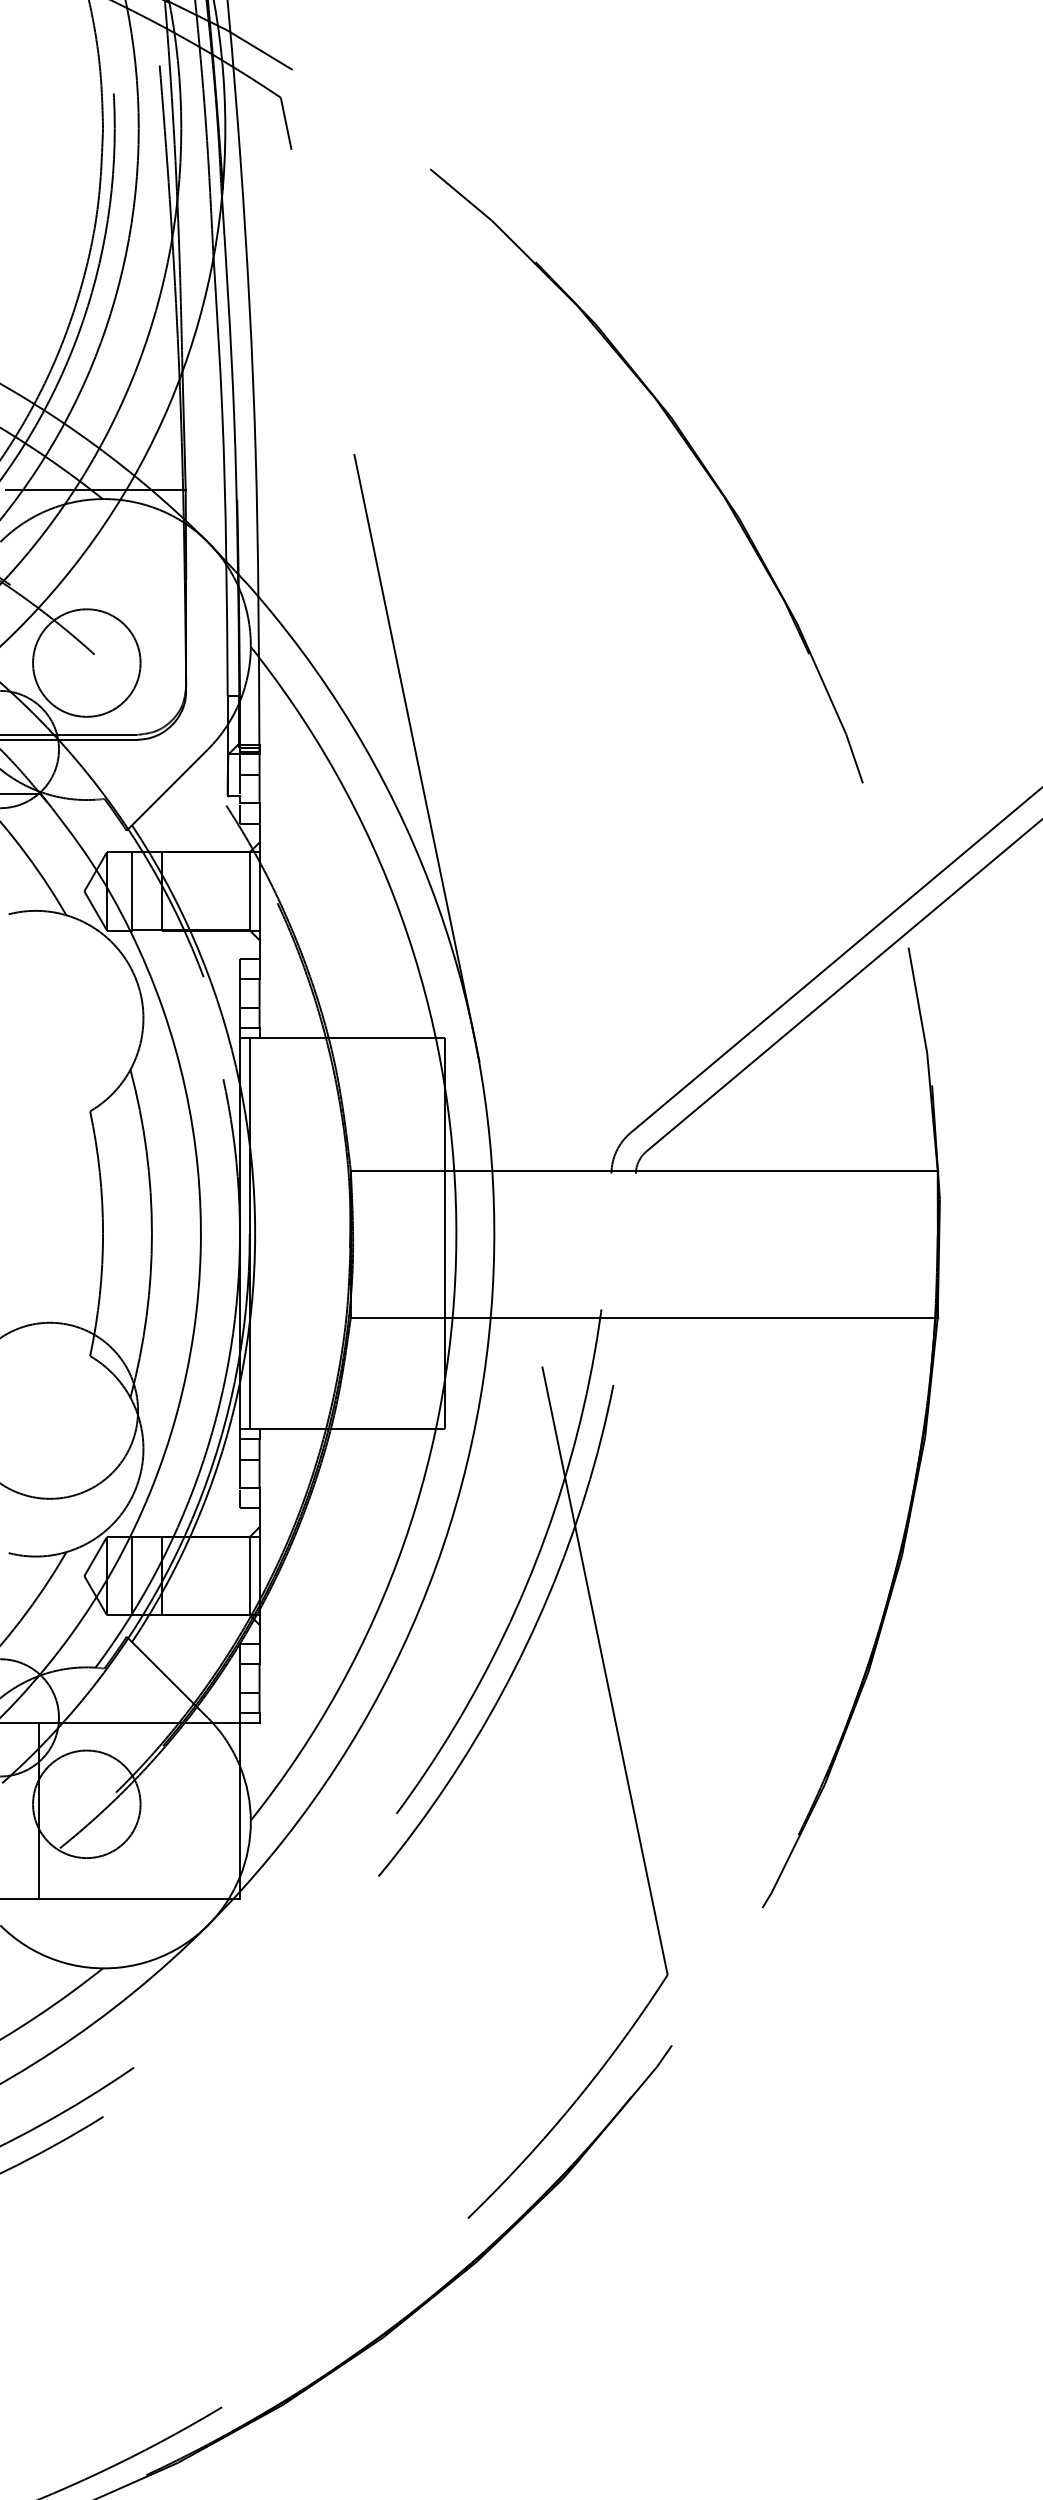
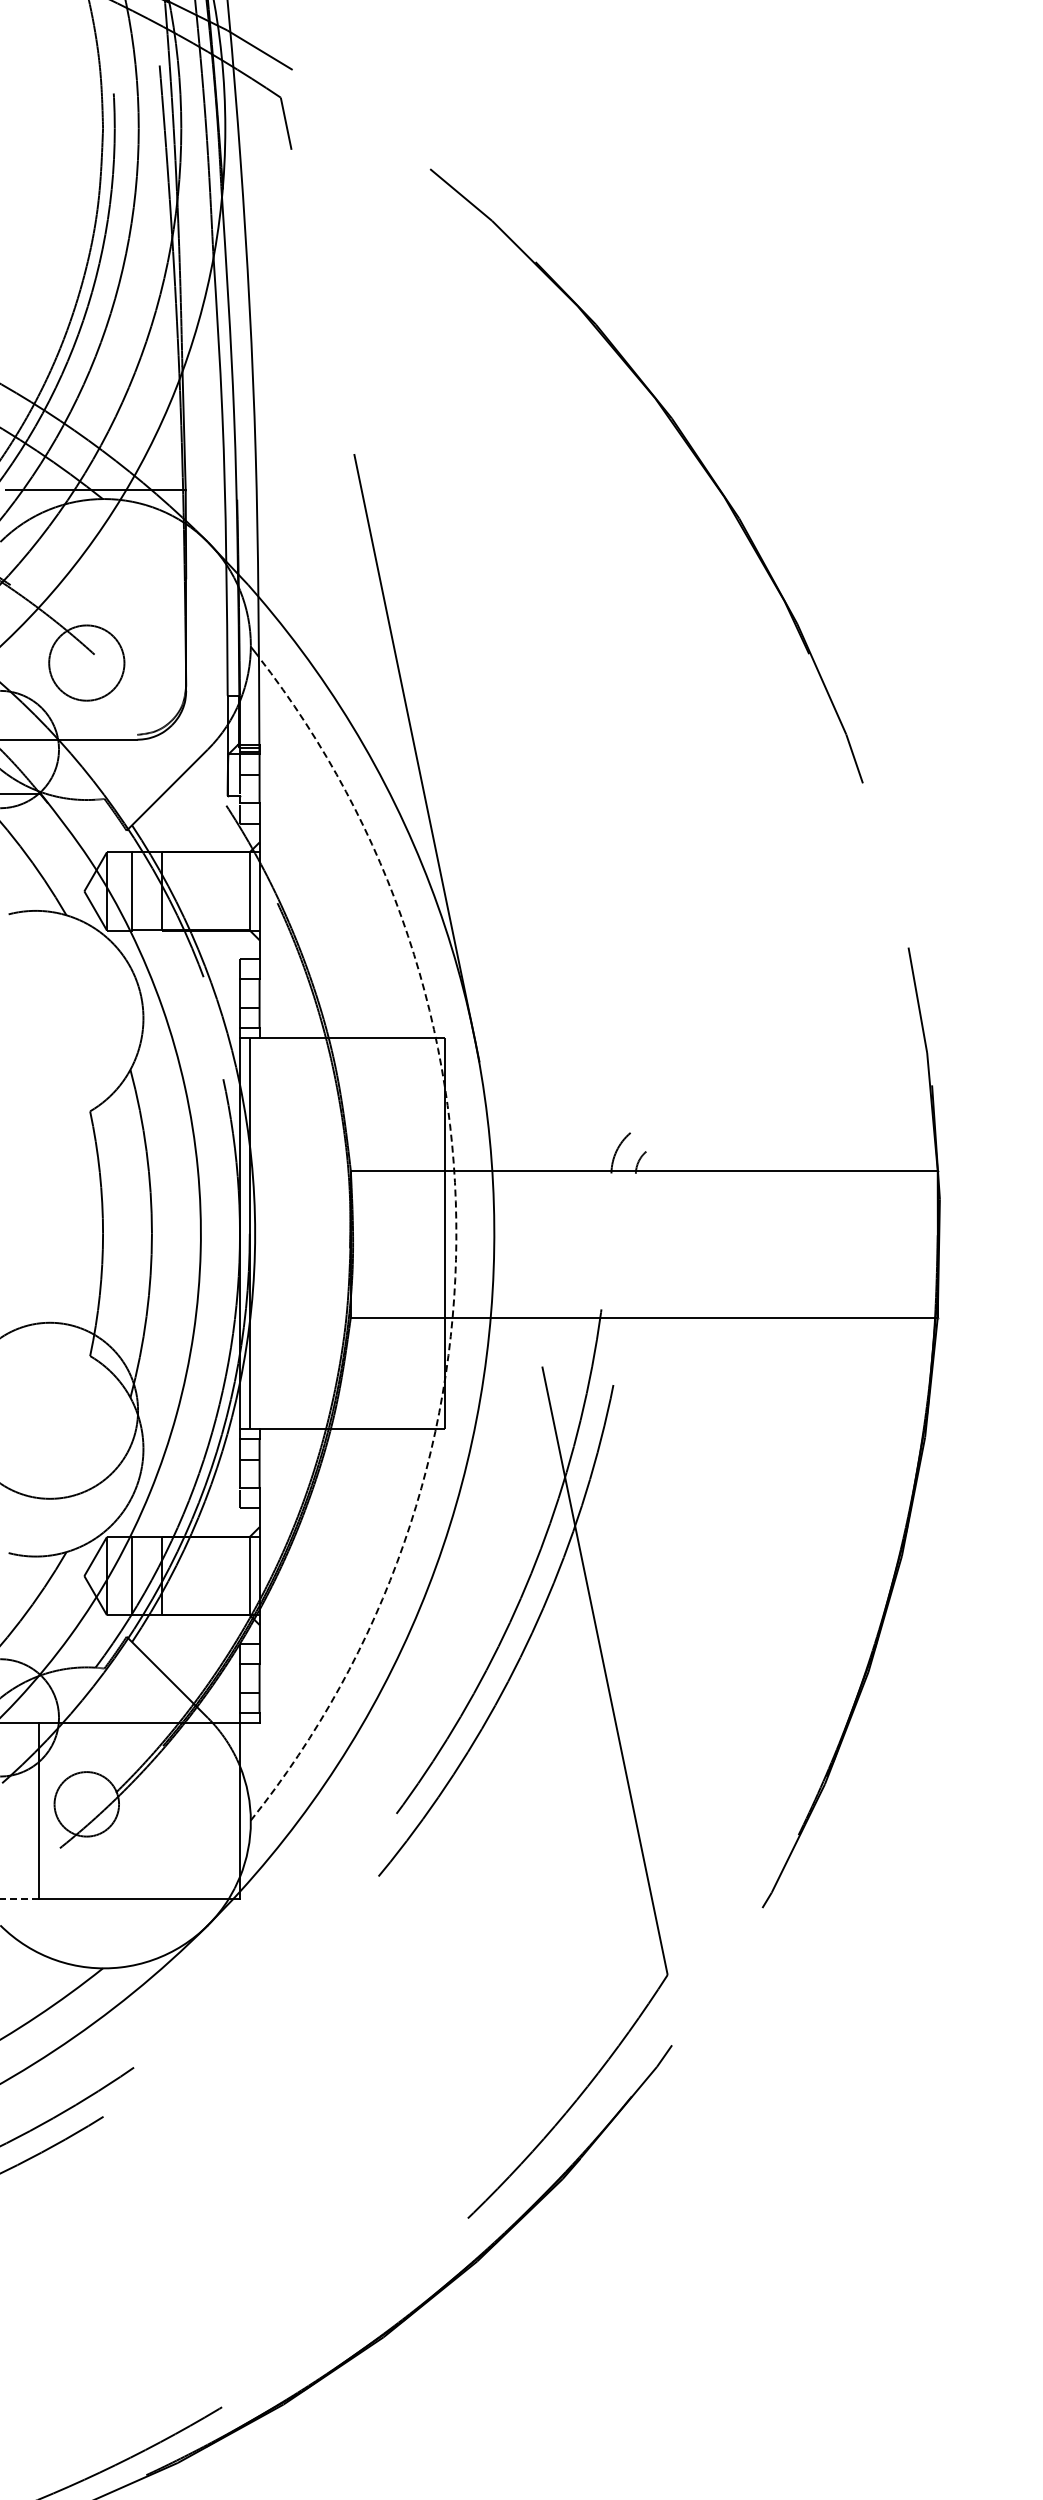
circle diameter: 108 px -> 75 px (86, 662)
line: present -> none (69, 734)
line: present -> none (834, 960)
line: present -> none (842, 986)
arc: solid -> dashed (456, 1240)
circle diameter: 108 px -> 65 px (86, 1804)
line: solid -> dashed (19, 1898)
